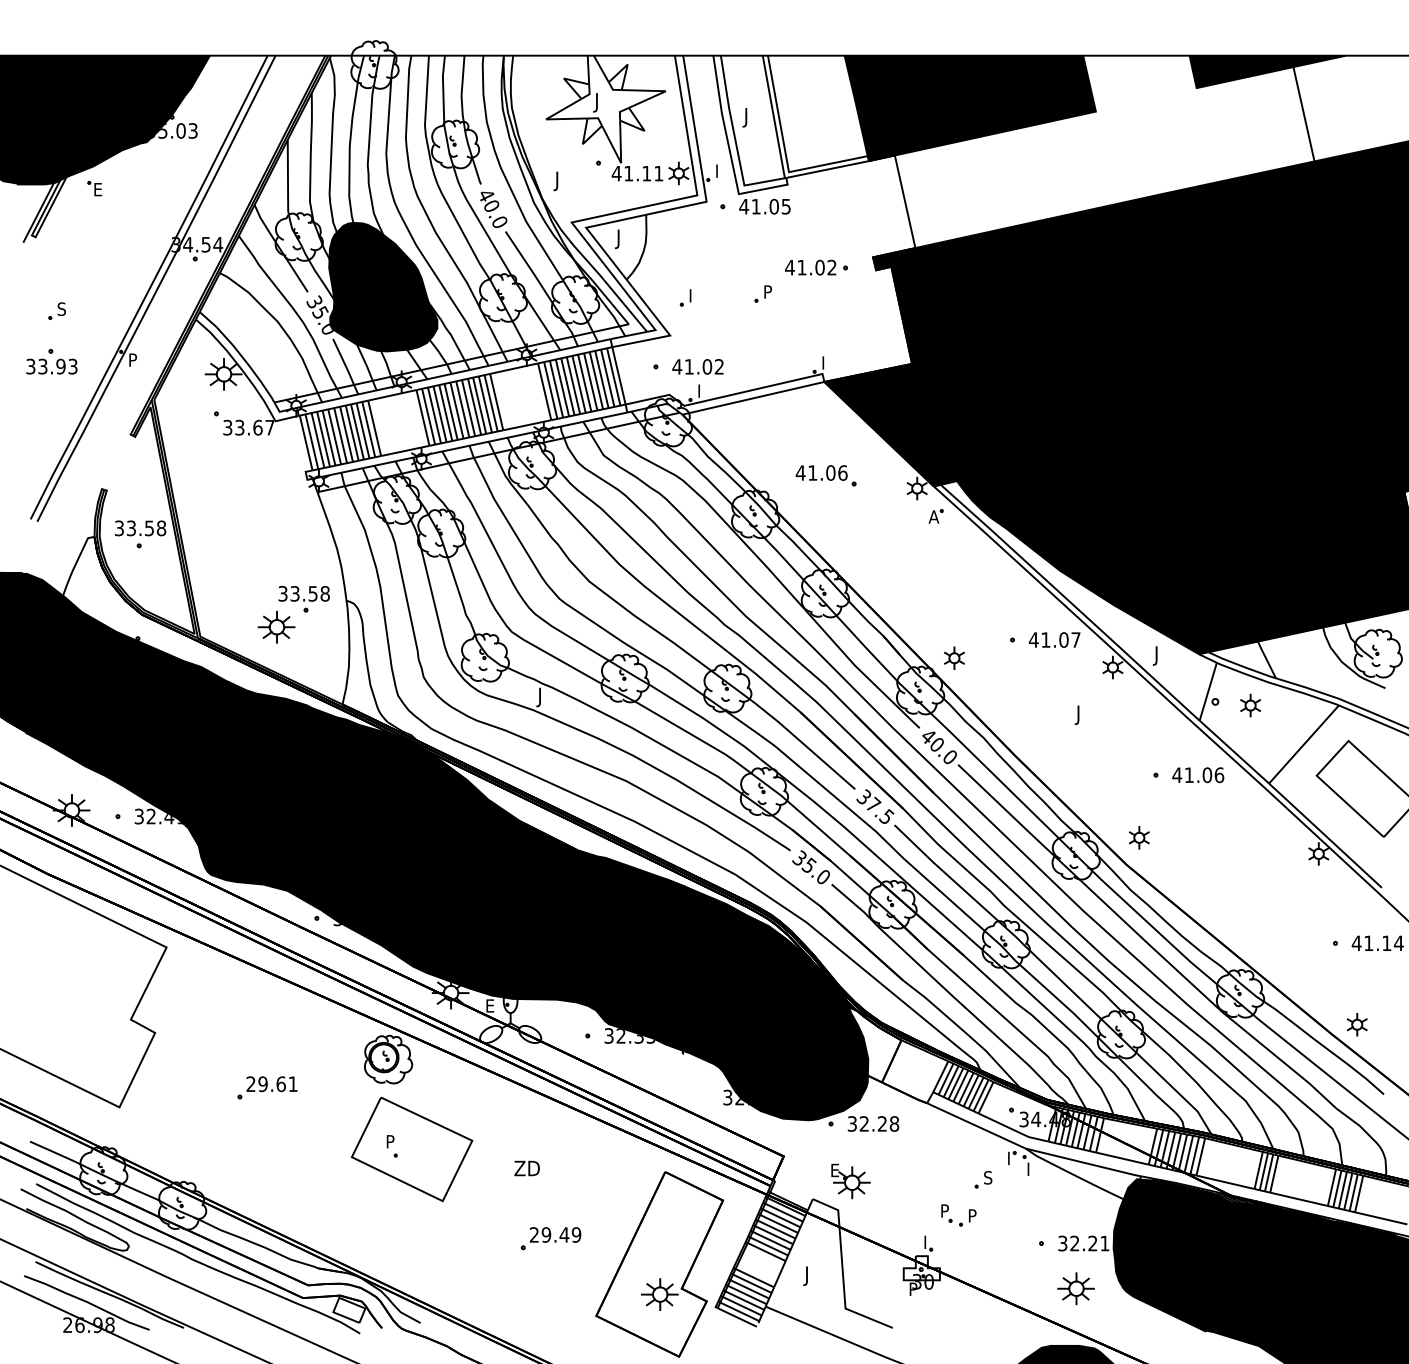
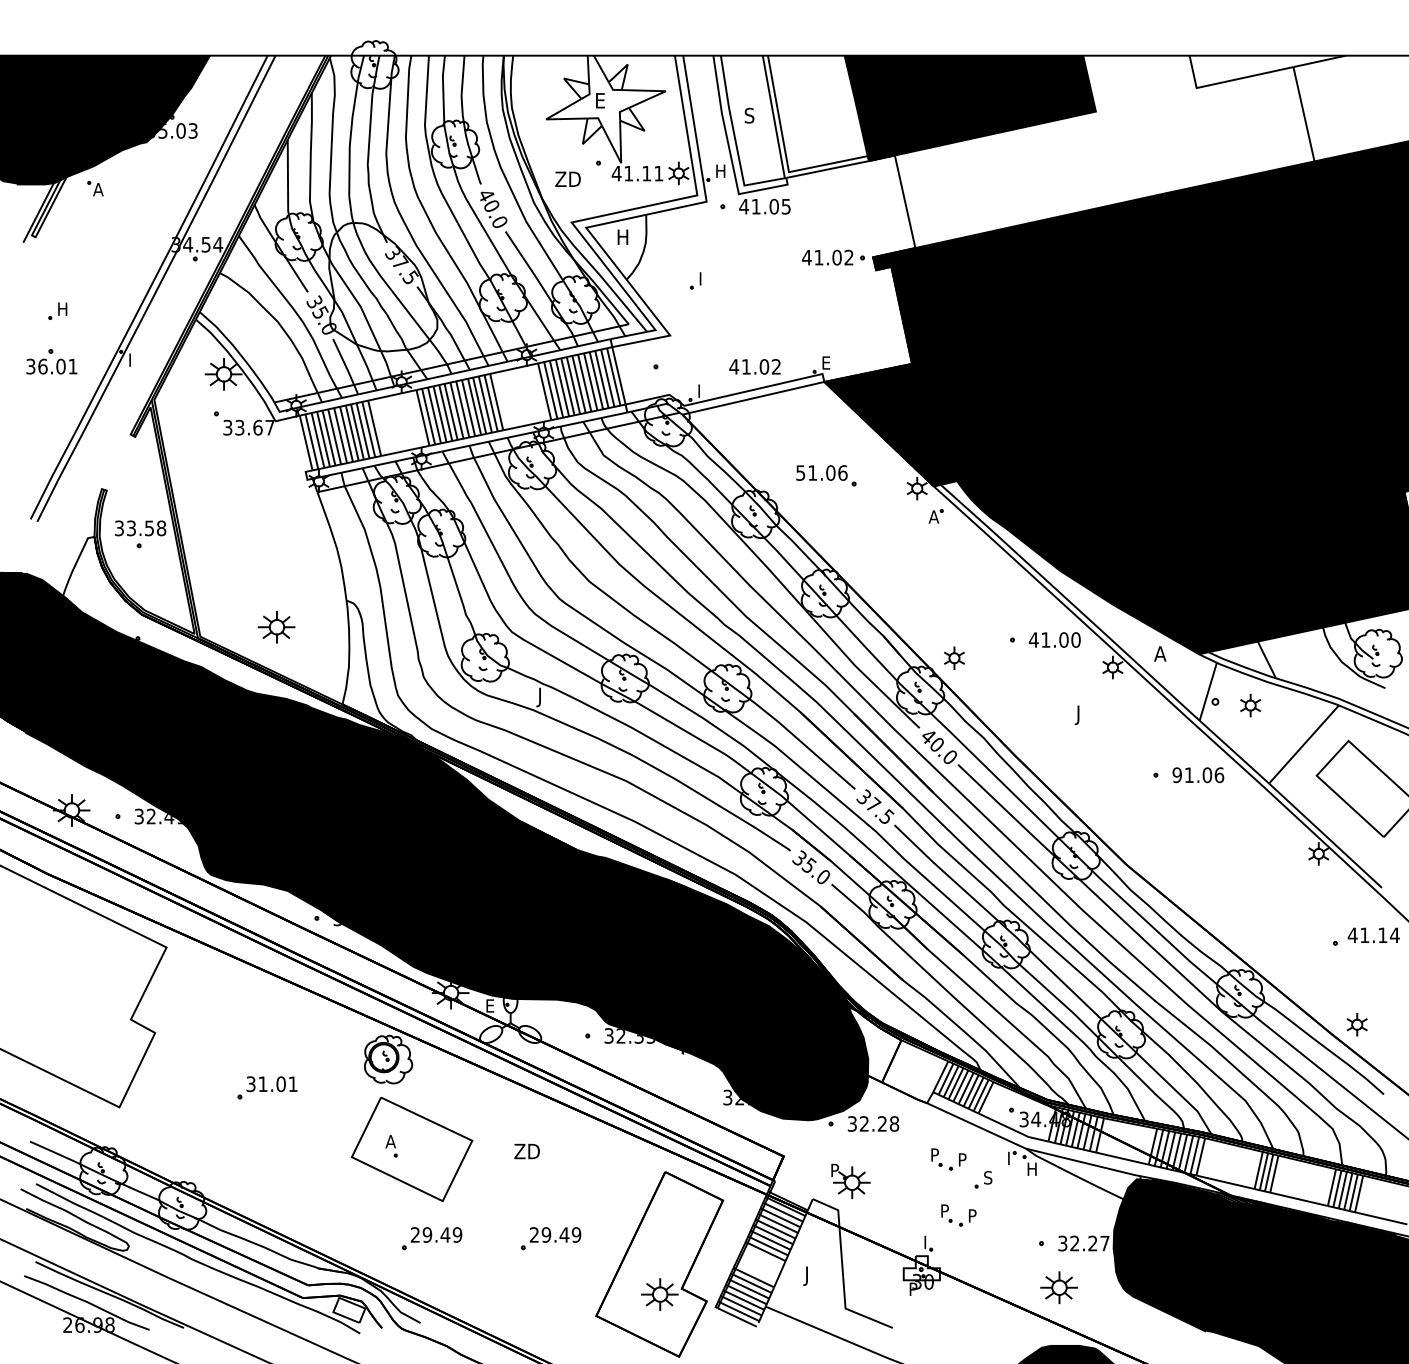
fill: present -> none (1267, 71)
text: J -> E (598, 102)
text: J -> S (748, 117)
text: I -> H (721, 170)
text: J -> ZD (566, 181)
text: E -> A (98, 189)
text: J -> H (621, 239)
part position: (816, 267) -> (833, 257) (833, 257)
fill: present -> none (383, 286)
part: present -> none (762, 293)
part position: (685, 297) -> (695, 280) (695, 280)
text: S -> H (62, 308)
text: P -> I (133, 357)
text: I -> E (827, 362)
text: 33.93 -> 36.01 (57, 366)
text position: (697, 366) -> (754, 366) (754, 366)
text: 41.06 -> 51.06 (800, 472)
part: present -> none (303, 599)
text: 41.07 -> 41.00 (1075, 639)
text: J -> A (1159, 655)
text: 41.06 -> 91.06 (1177, 775)
part: present -> none (1138, 837)
text position: (1377, 942) -> (1373, 934) (1373, 934)
text: 29.61 -> 31.01 (265, 1084)
text: P -> A (390, 1141)
part: none -> present (942, 1163)
text position: (526, 1168) -> (526, 1151) (526, 1151)
text: I -> H (1032, 1168)
text: E -> P (835, 1170)
part: none -> present (432, 1238)
text: 32.21 -> 32.27 (1104, 1243)
part position: (1075, 1288) -> (1058, 1287) (1058, 1287)
